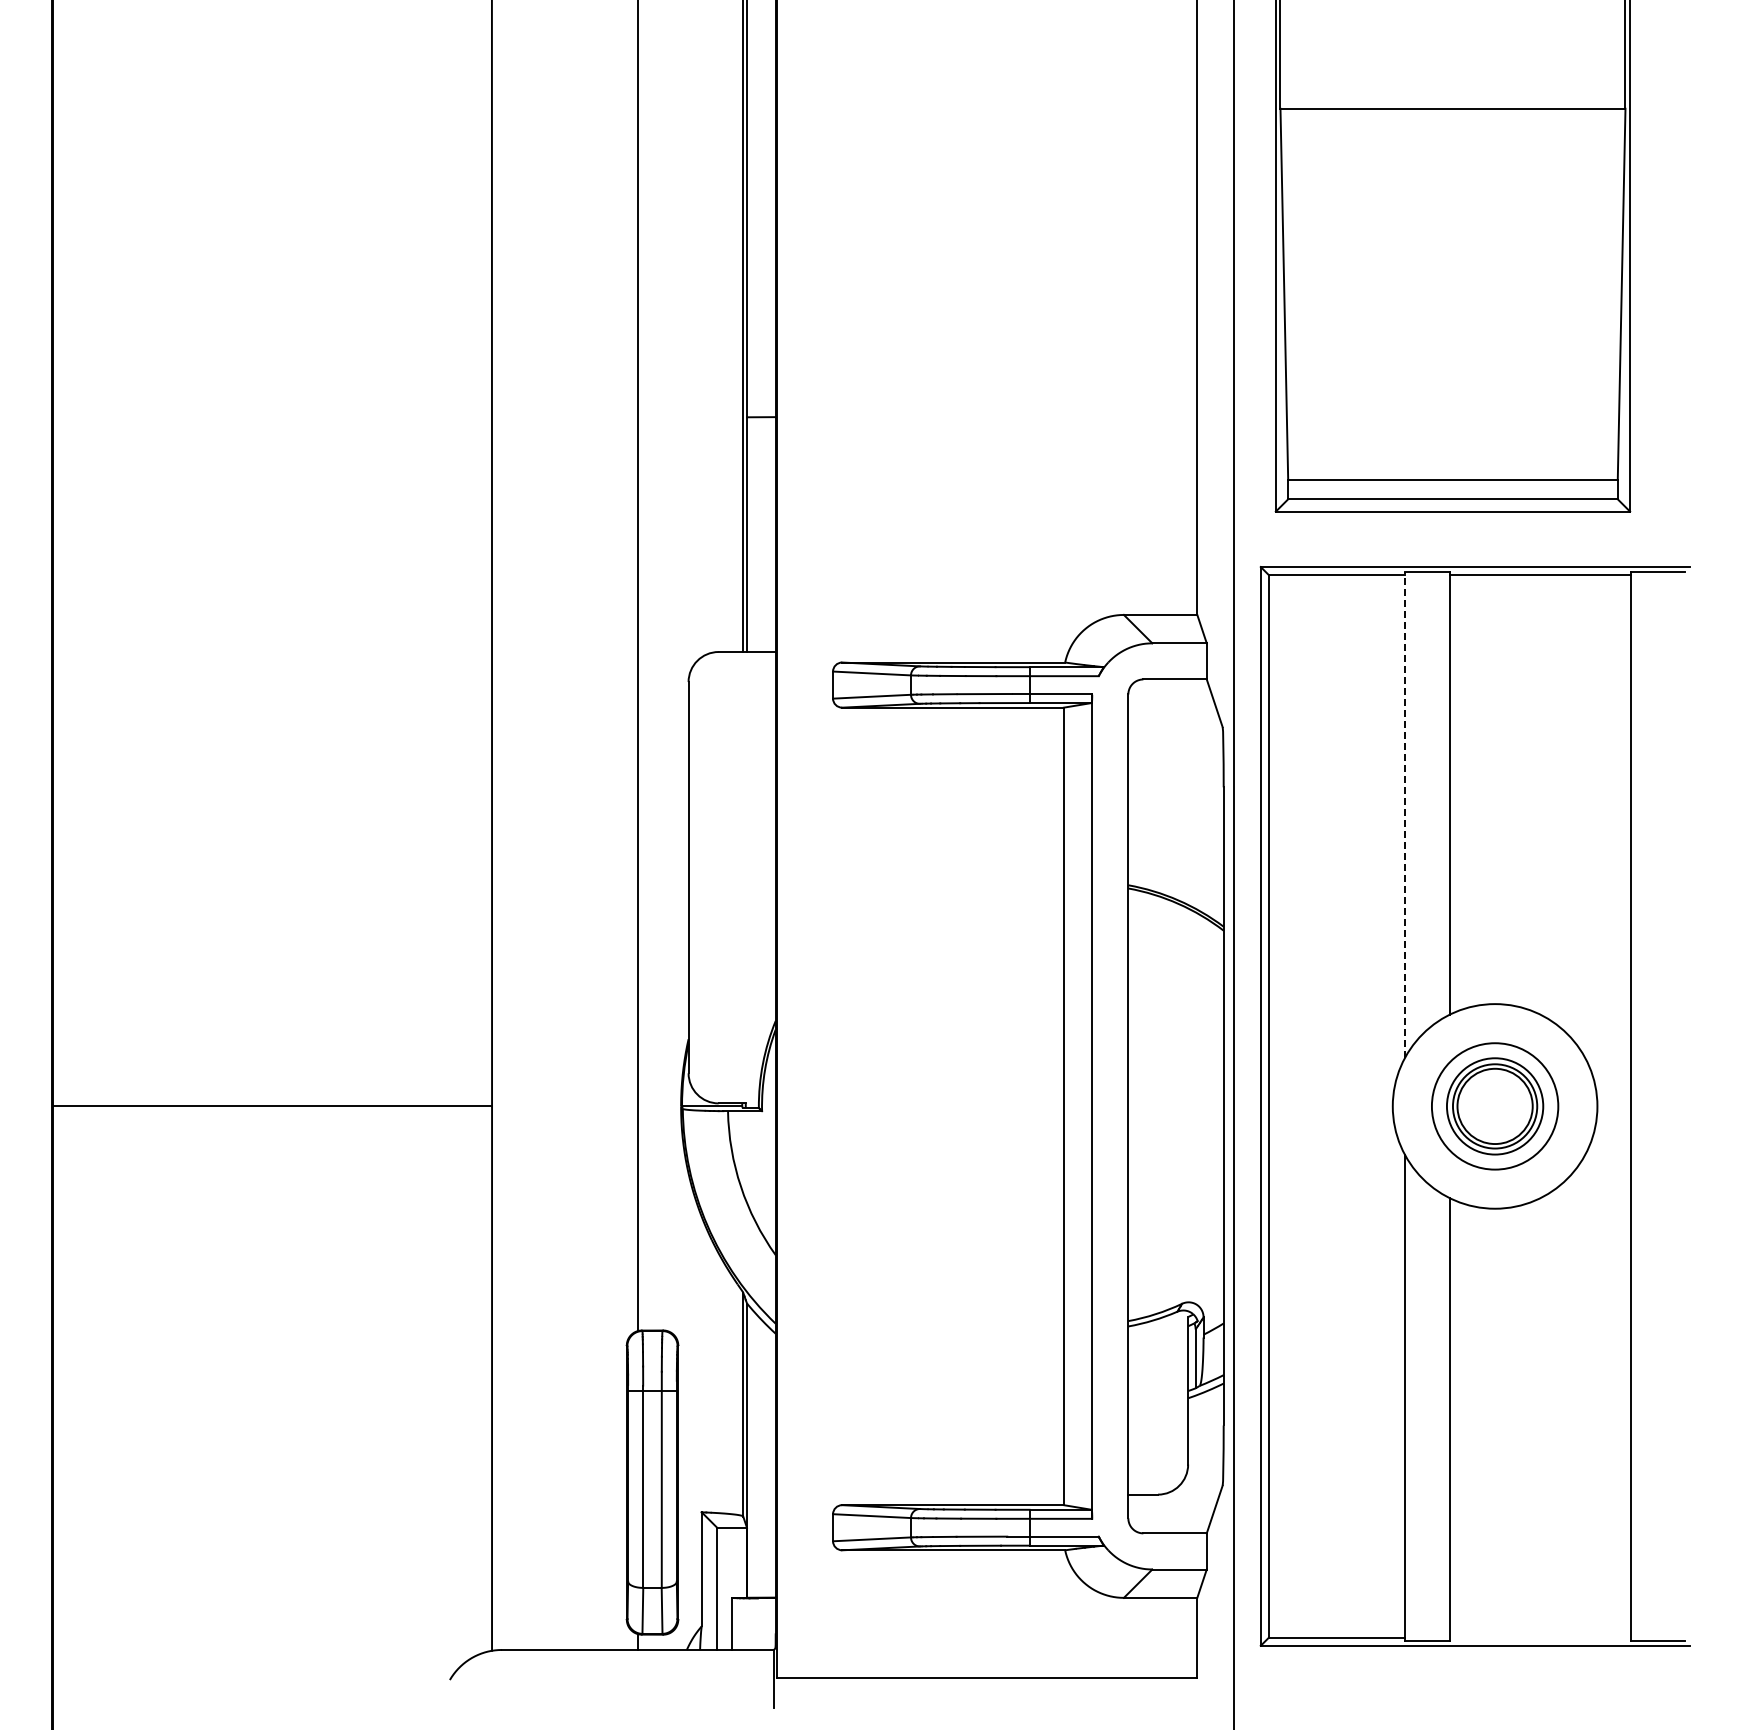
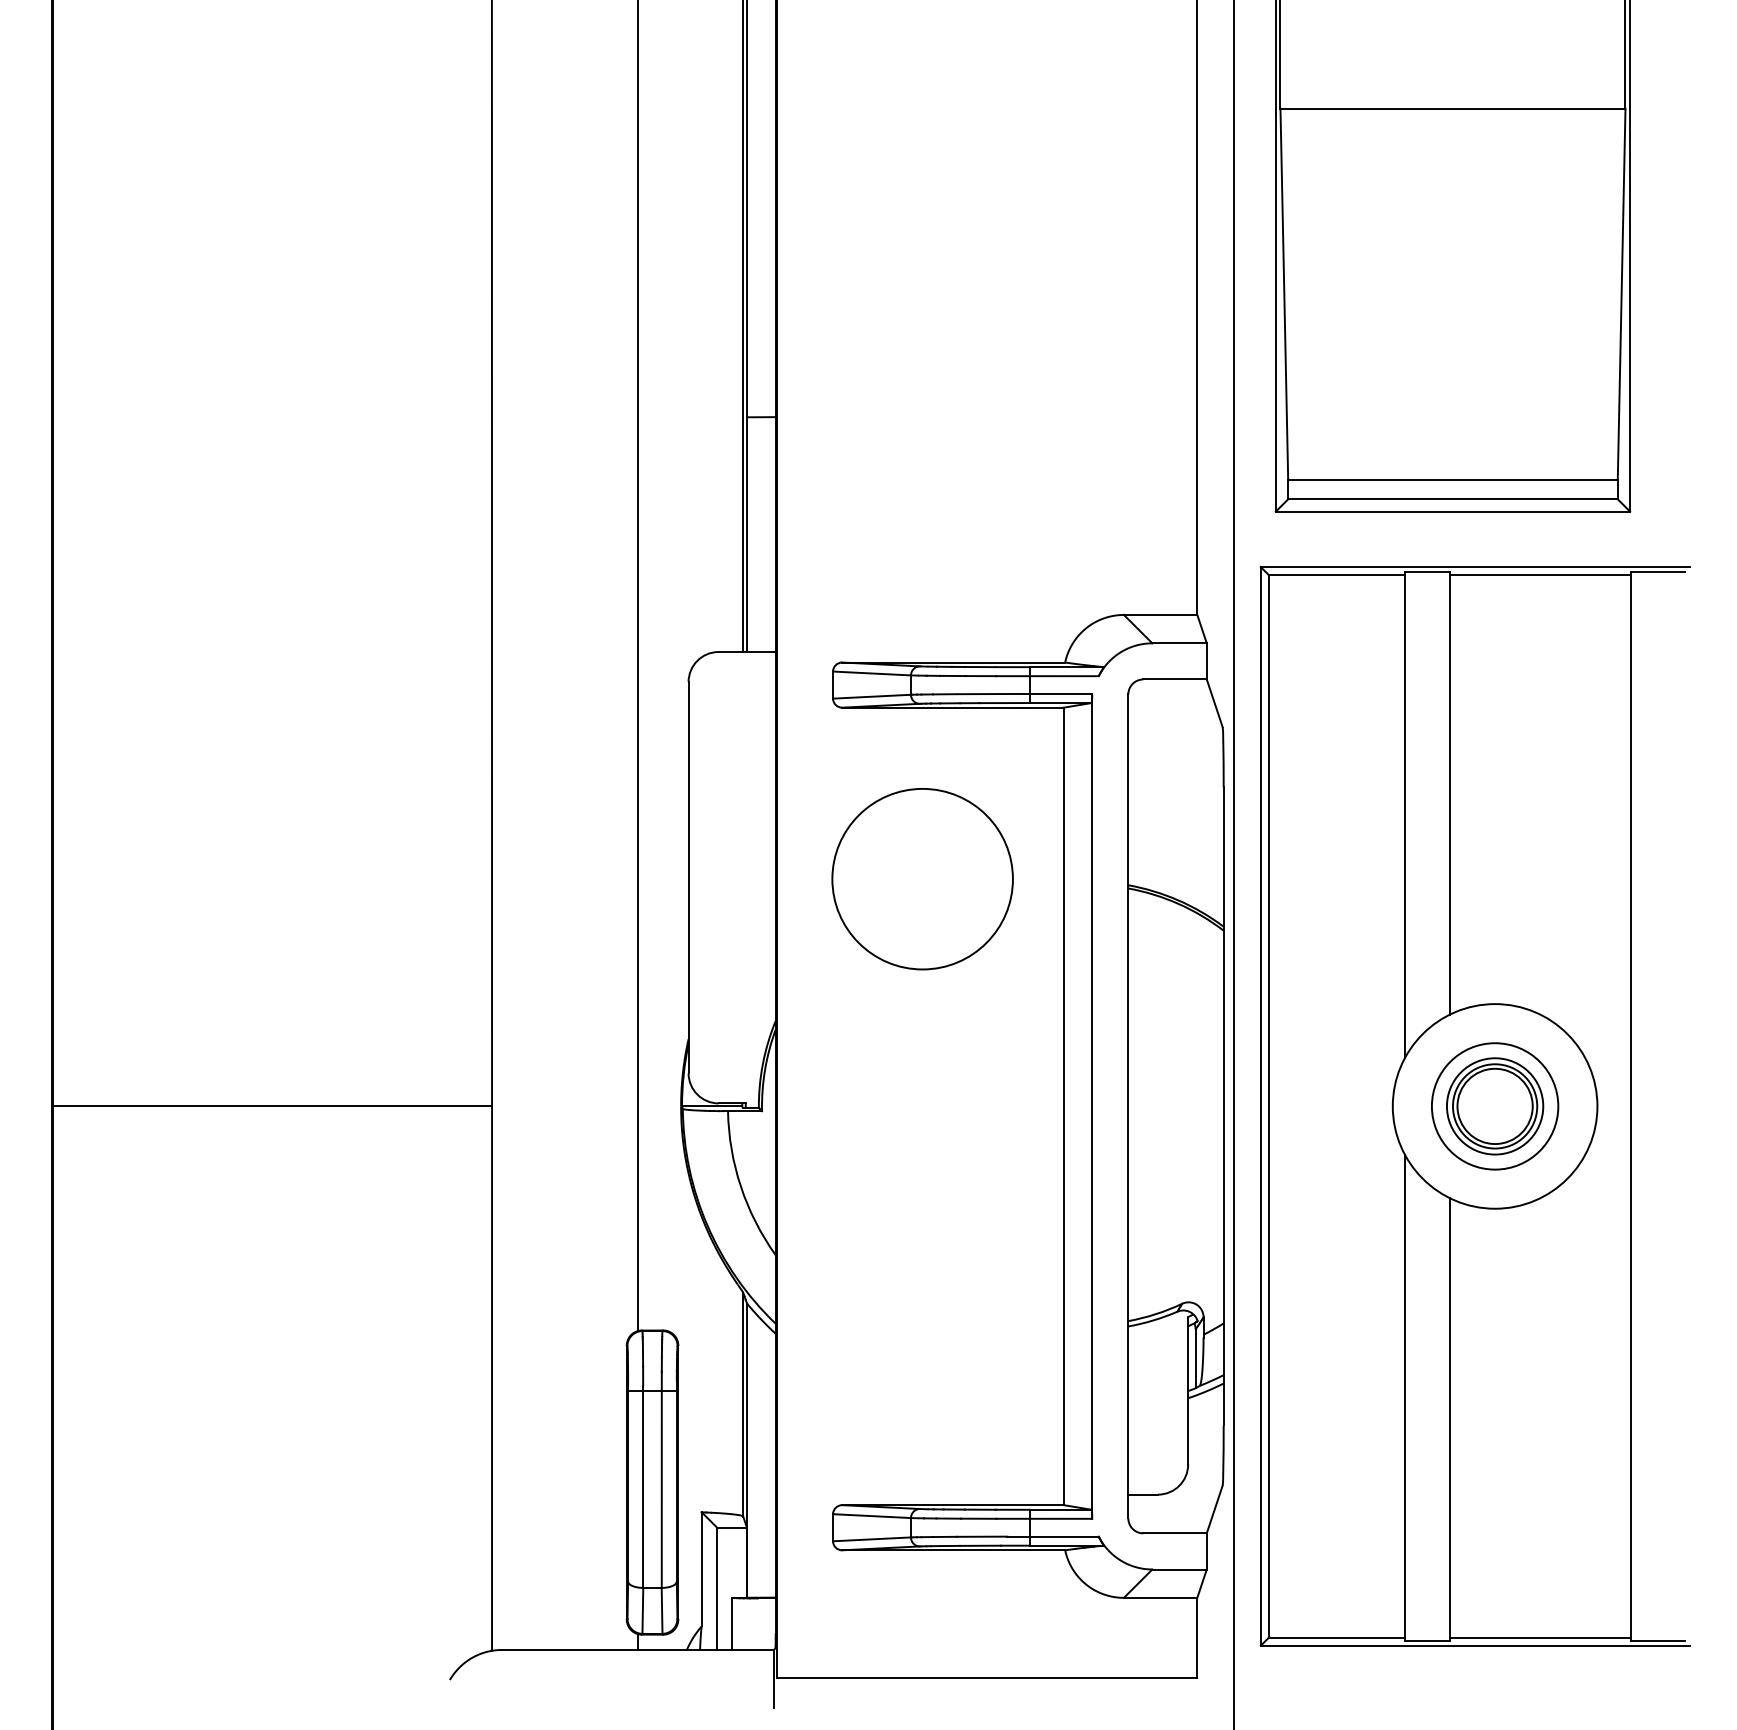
line: dashed -> solid (1404, 814)
circle: none -> present (922, 879)
line: none -> present (1539, 1637)
